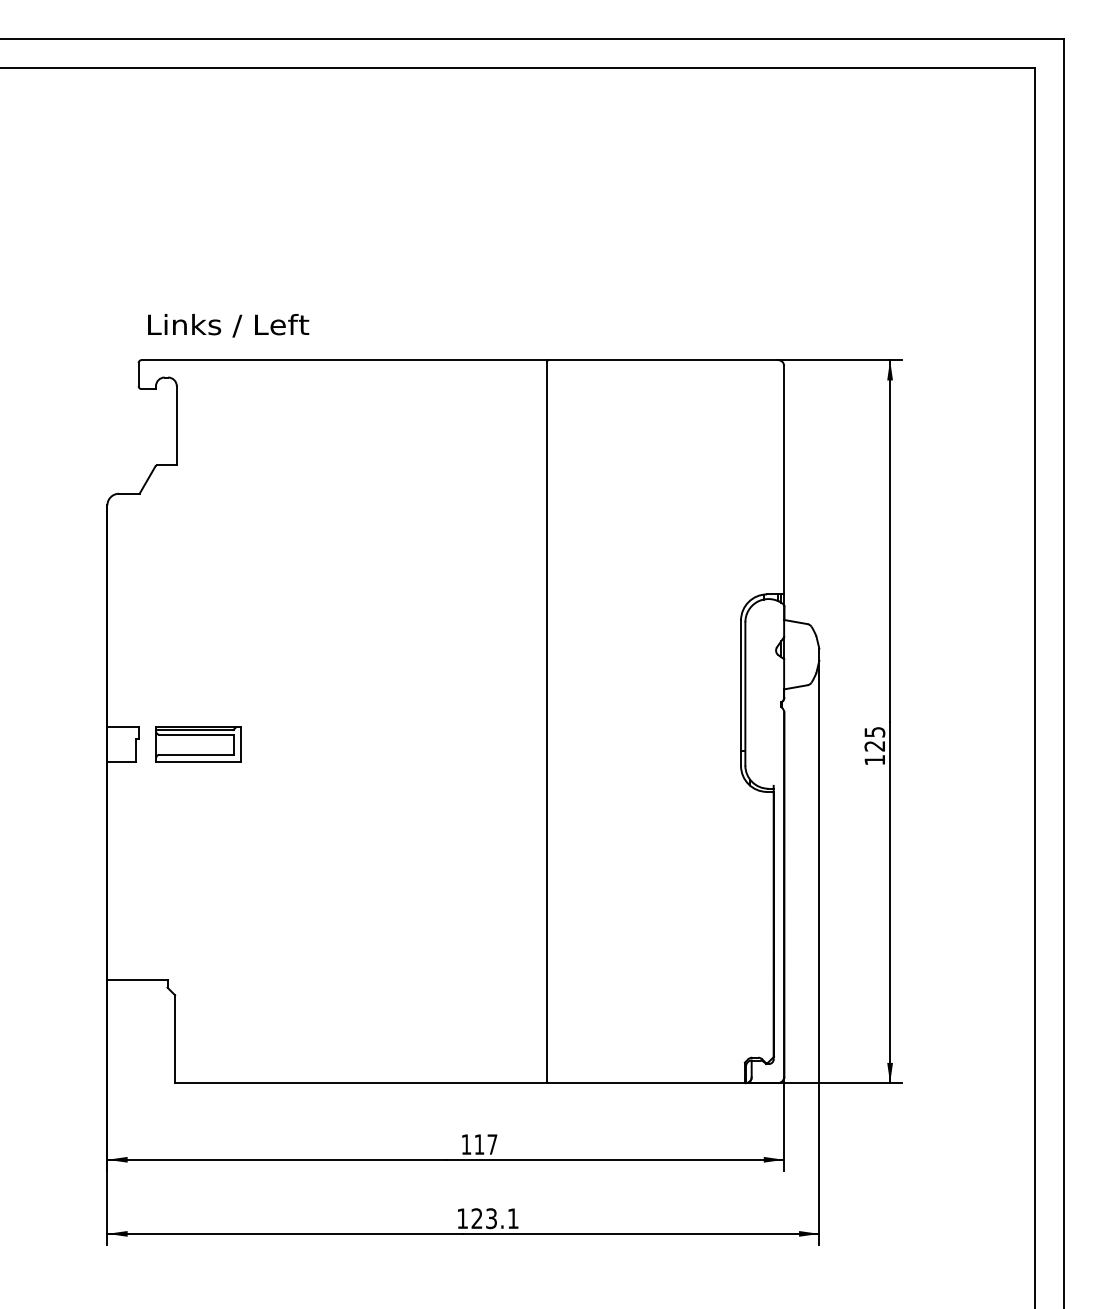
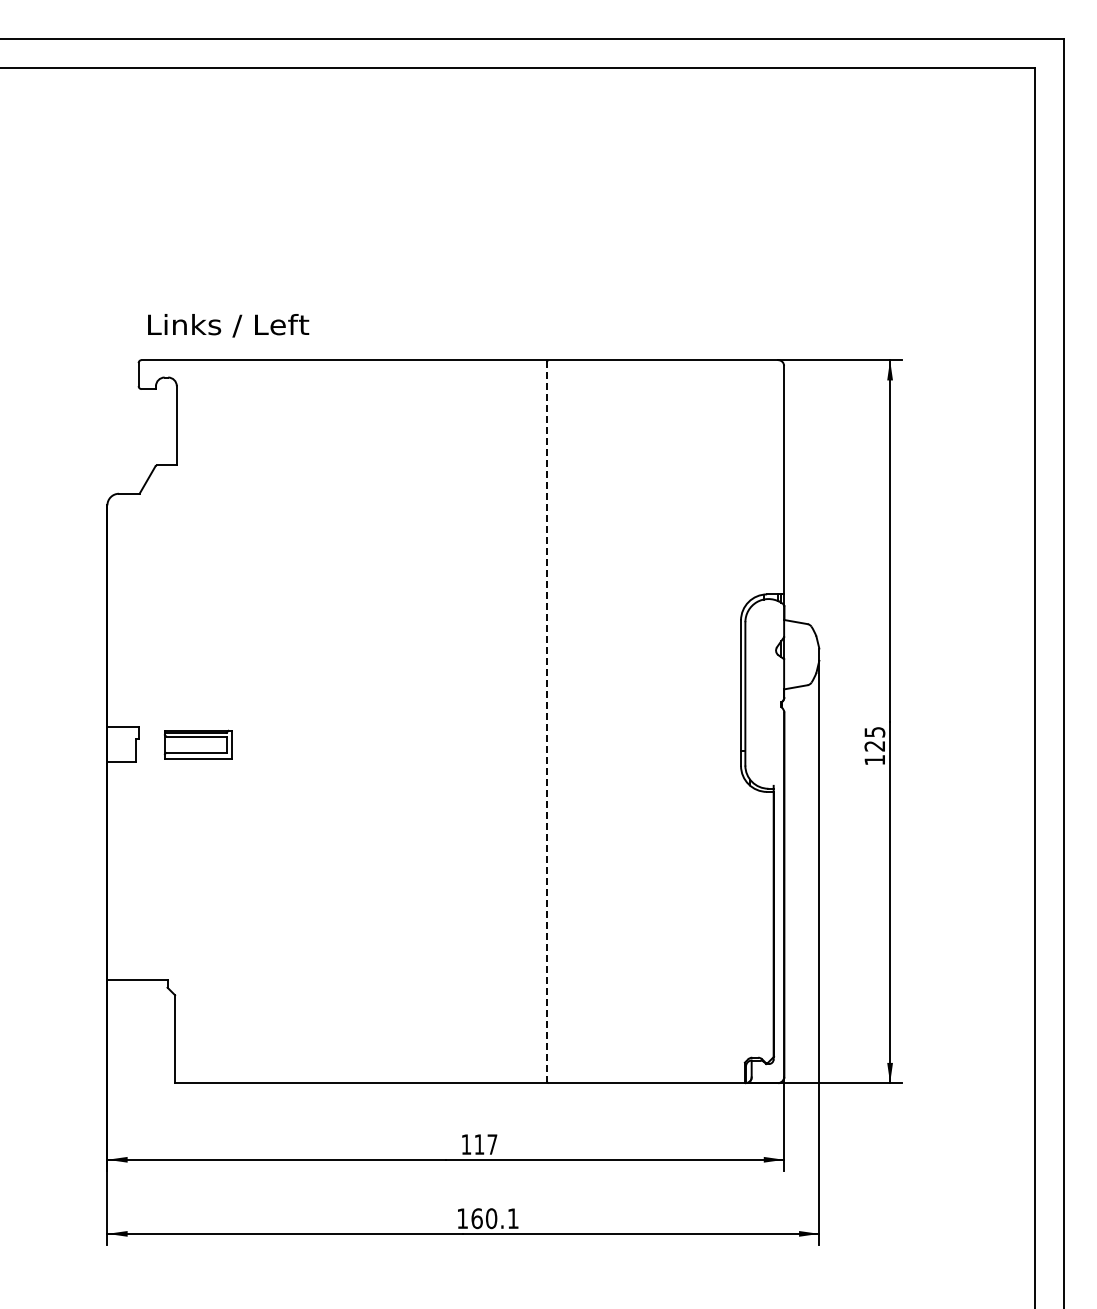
line: solid -> dashed (546, 721)
part size: 87x37 px -> 70x31 px (197, 744)
text: 123.1 -> 160.1 (484, 1218)
